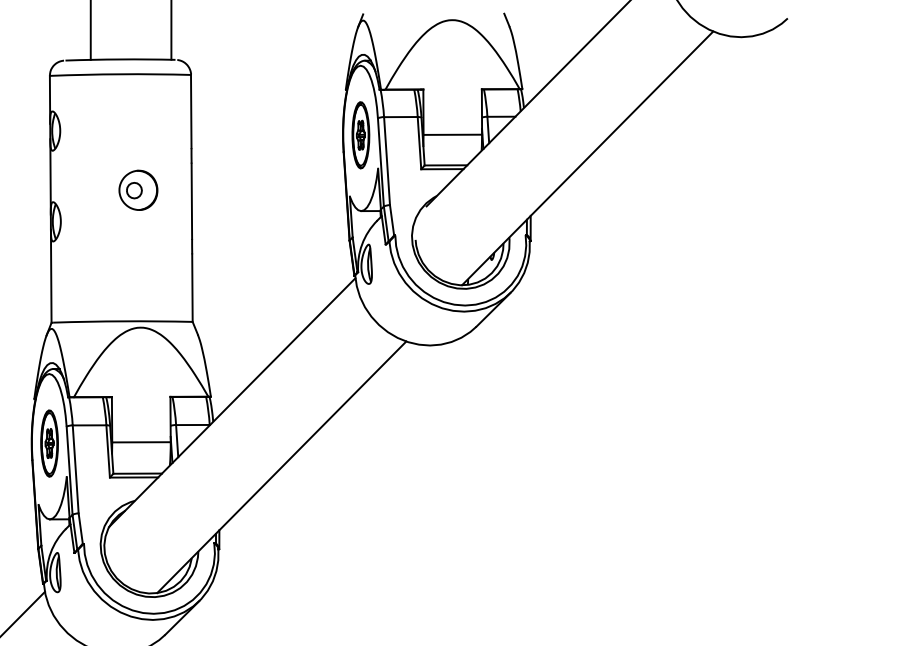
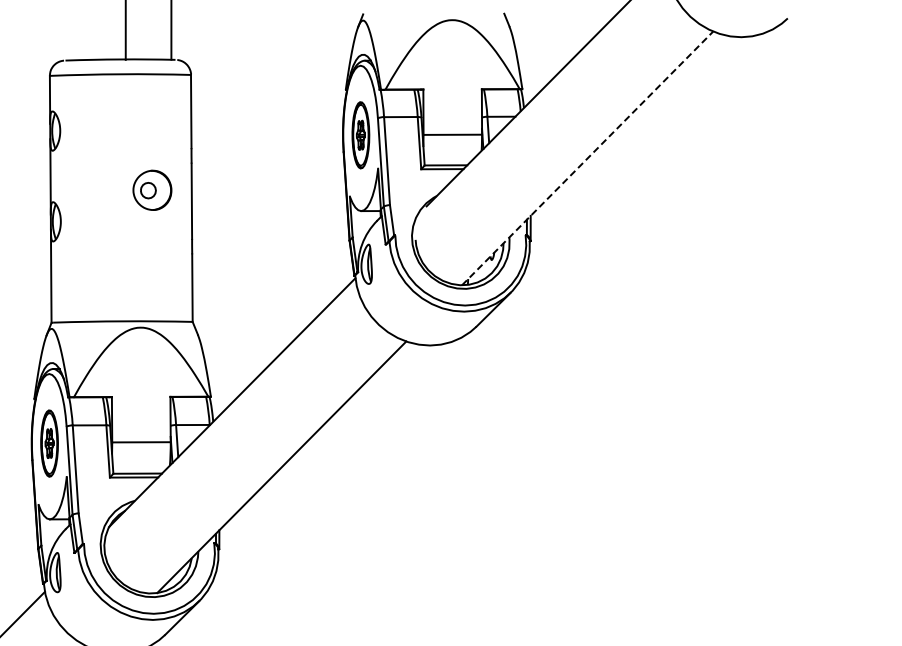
line position: (90, 30) -> (125, 30) (125, 30)
line: solid -> dashed (587, 158)
part position: (138, 189) -> (152, 189) (152, 189)
